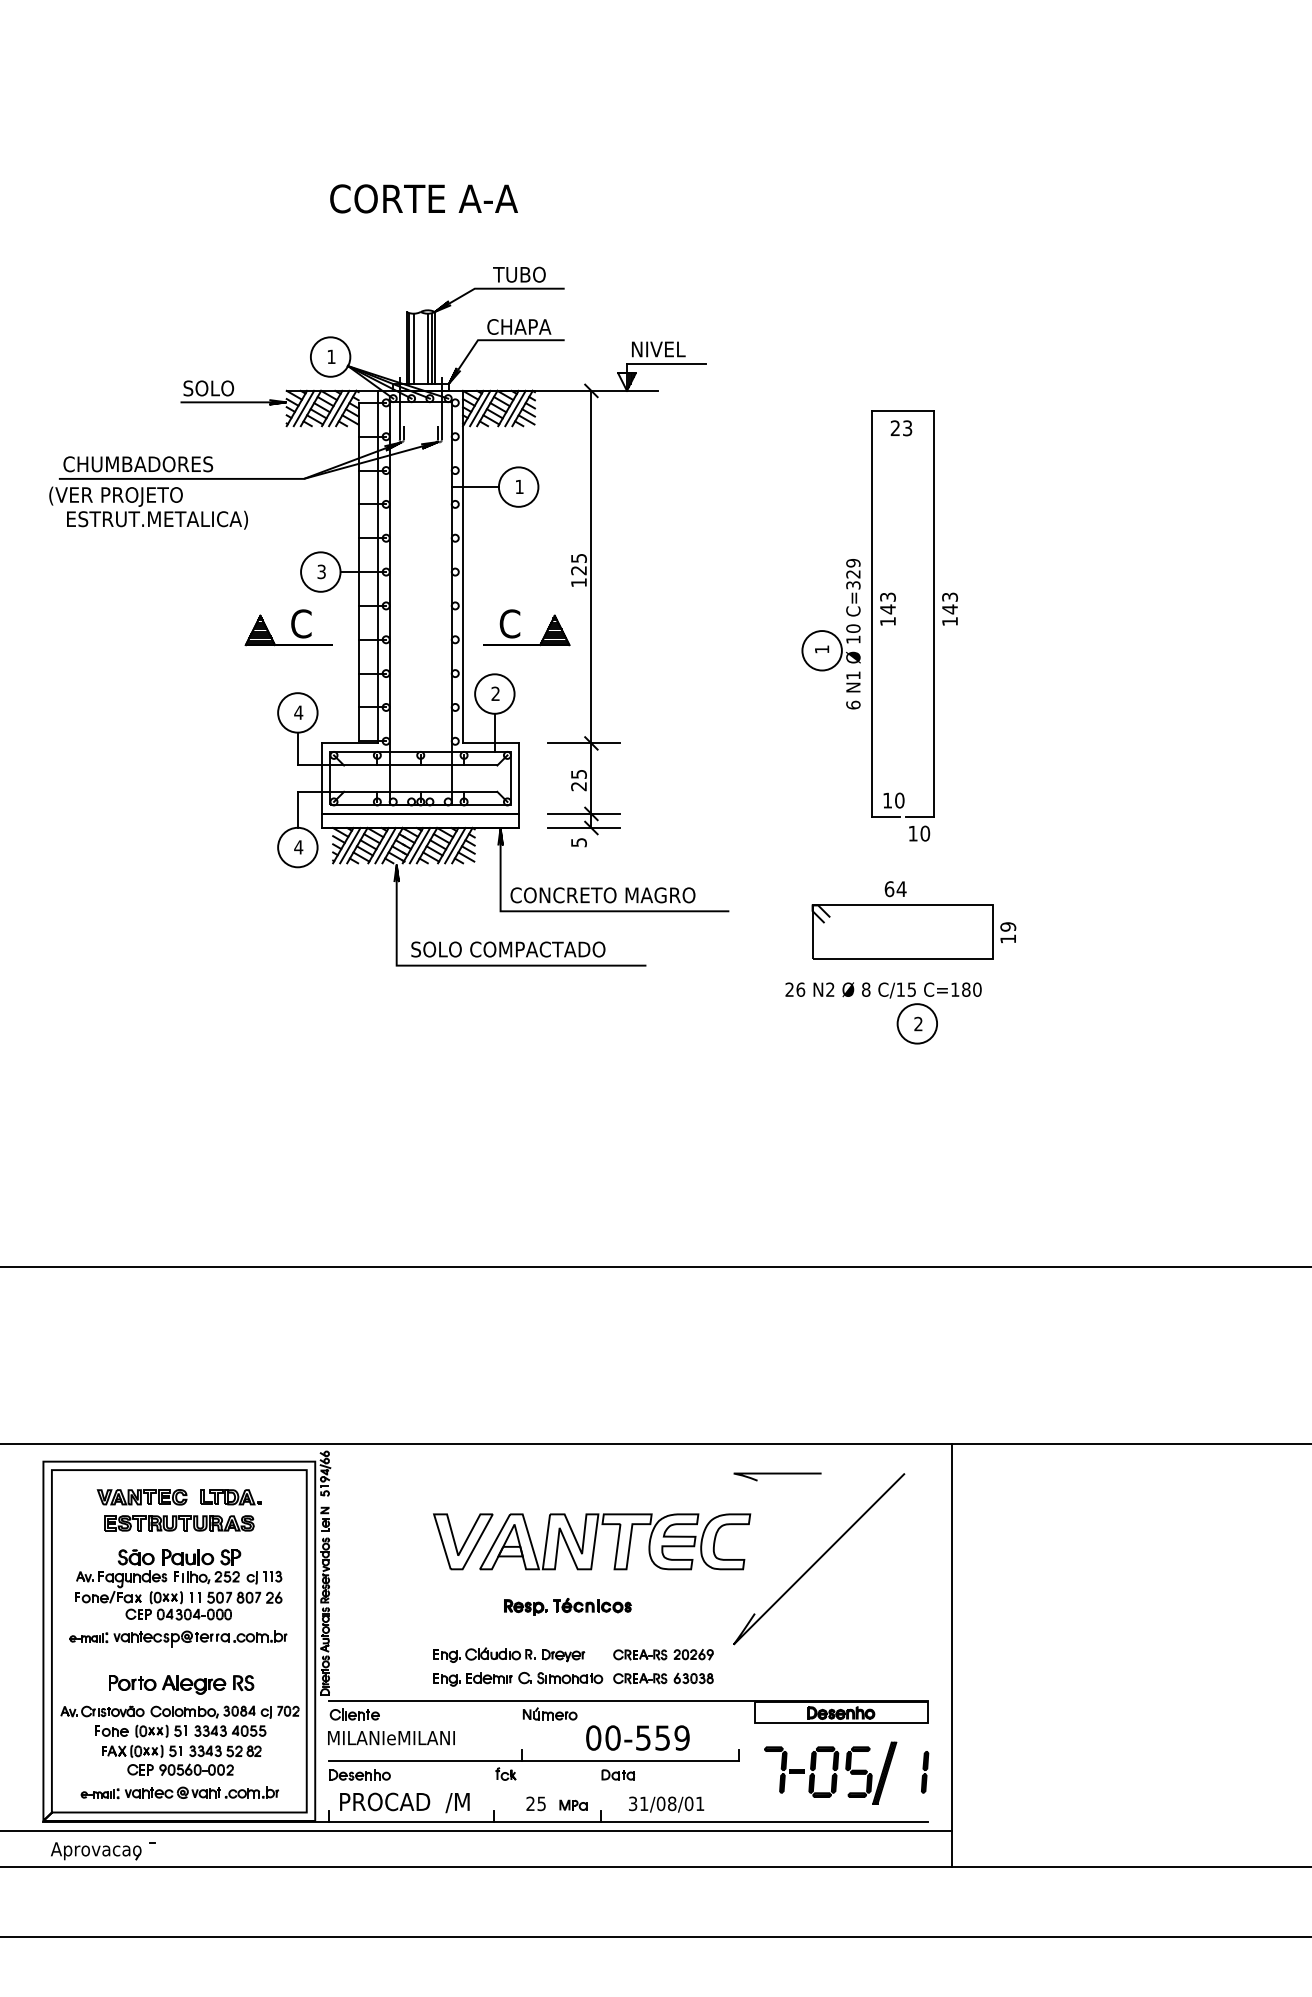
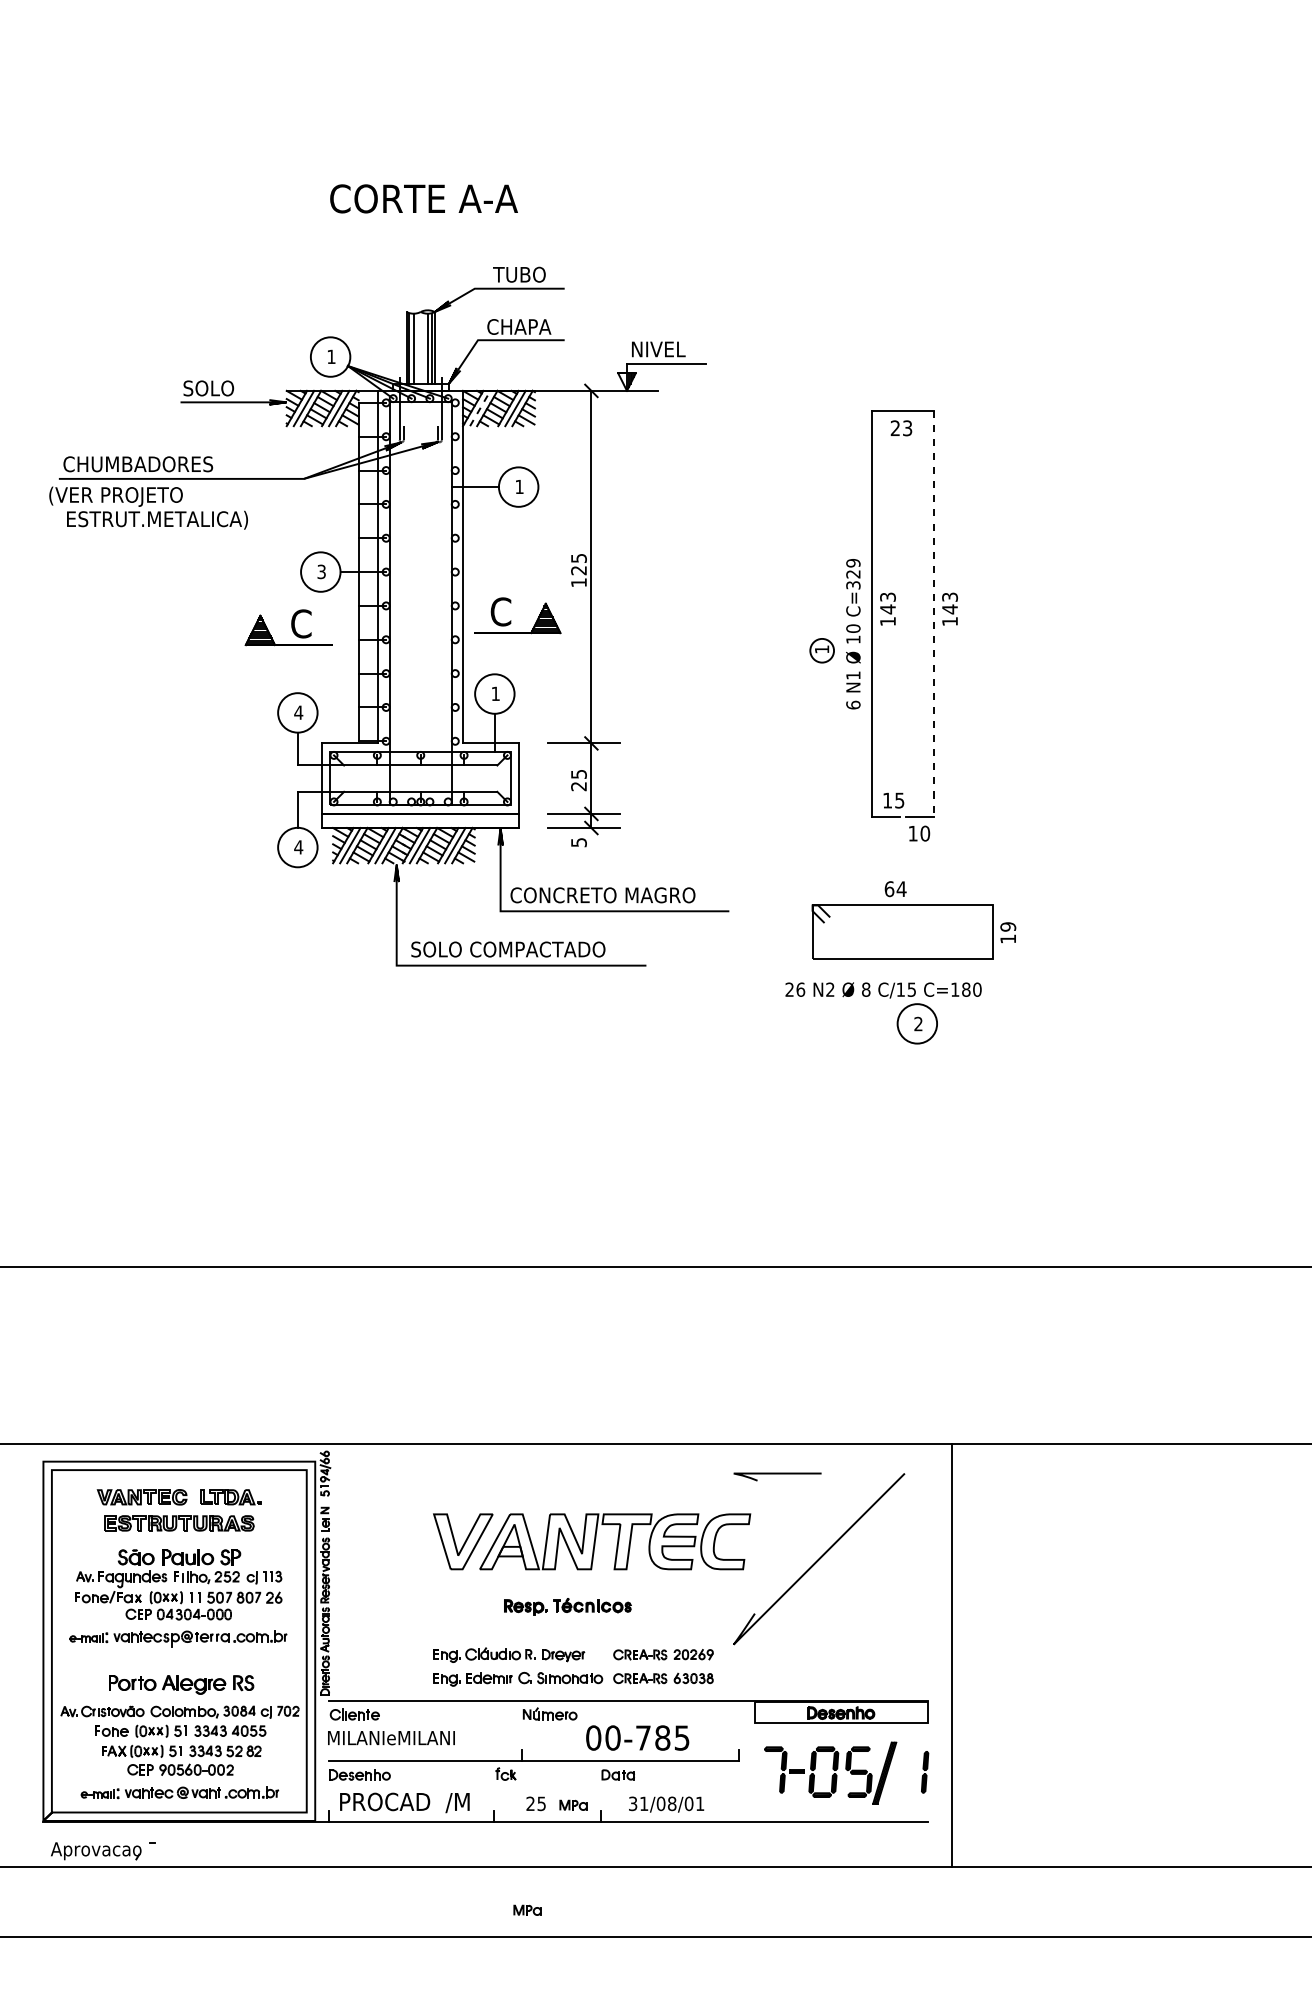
line: solid -> dashed (480, 408)
line: solid -> dashed (933, 614)
part position: (520, 632) -> (511, 620) (511, 620)
circle diameter: 39 px -> 24 px (822, 650)
text: 2 -> 1 (495, 693)
text: 10 -> 15 (899, 800)
text: 00-559 -> 00-785 (662, 1737)
line: present -> none (476, 1831)
part: none -> present (527, 1909)
